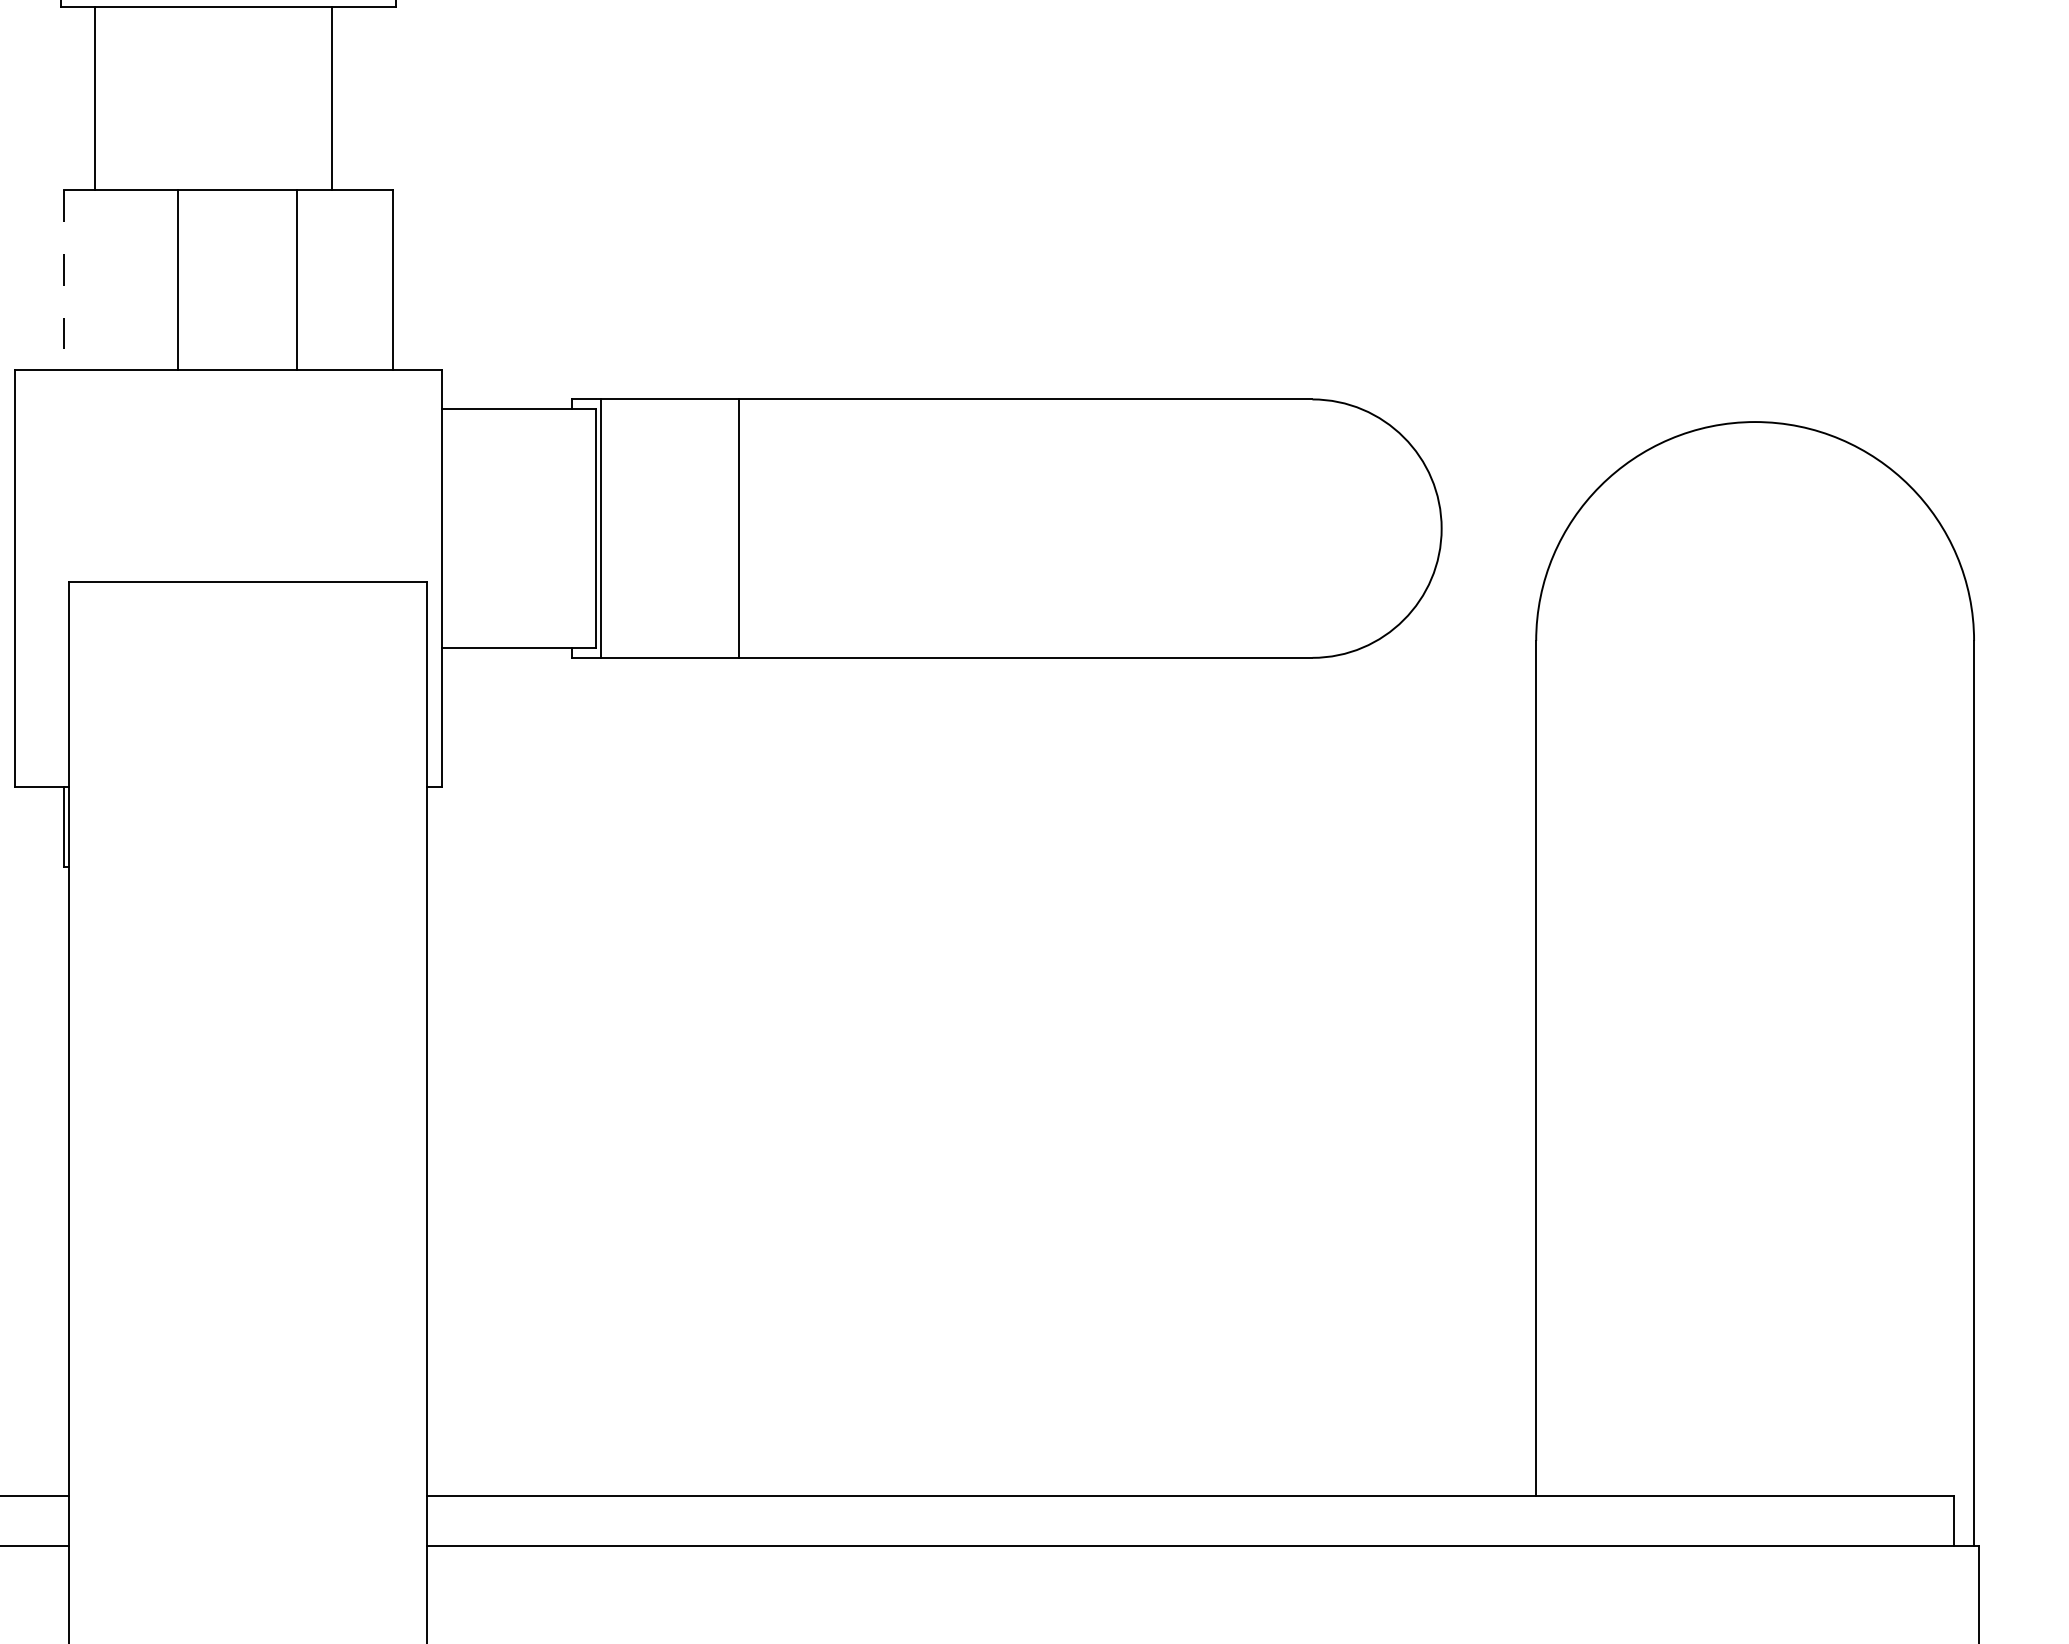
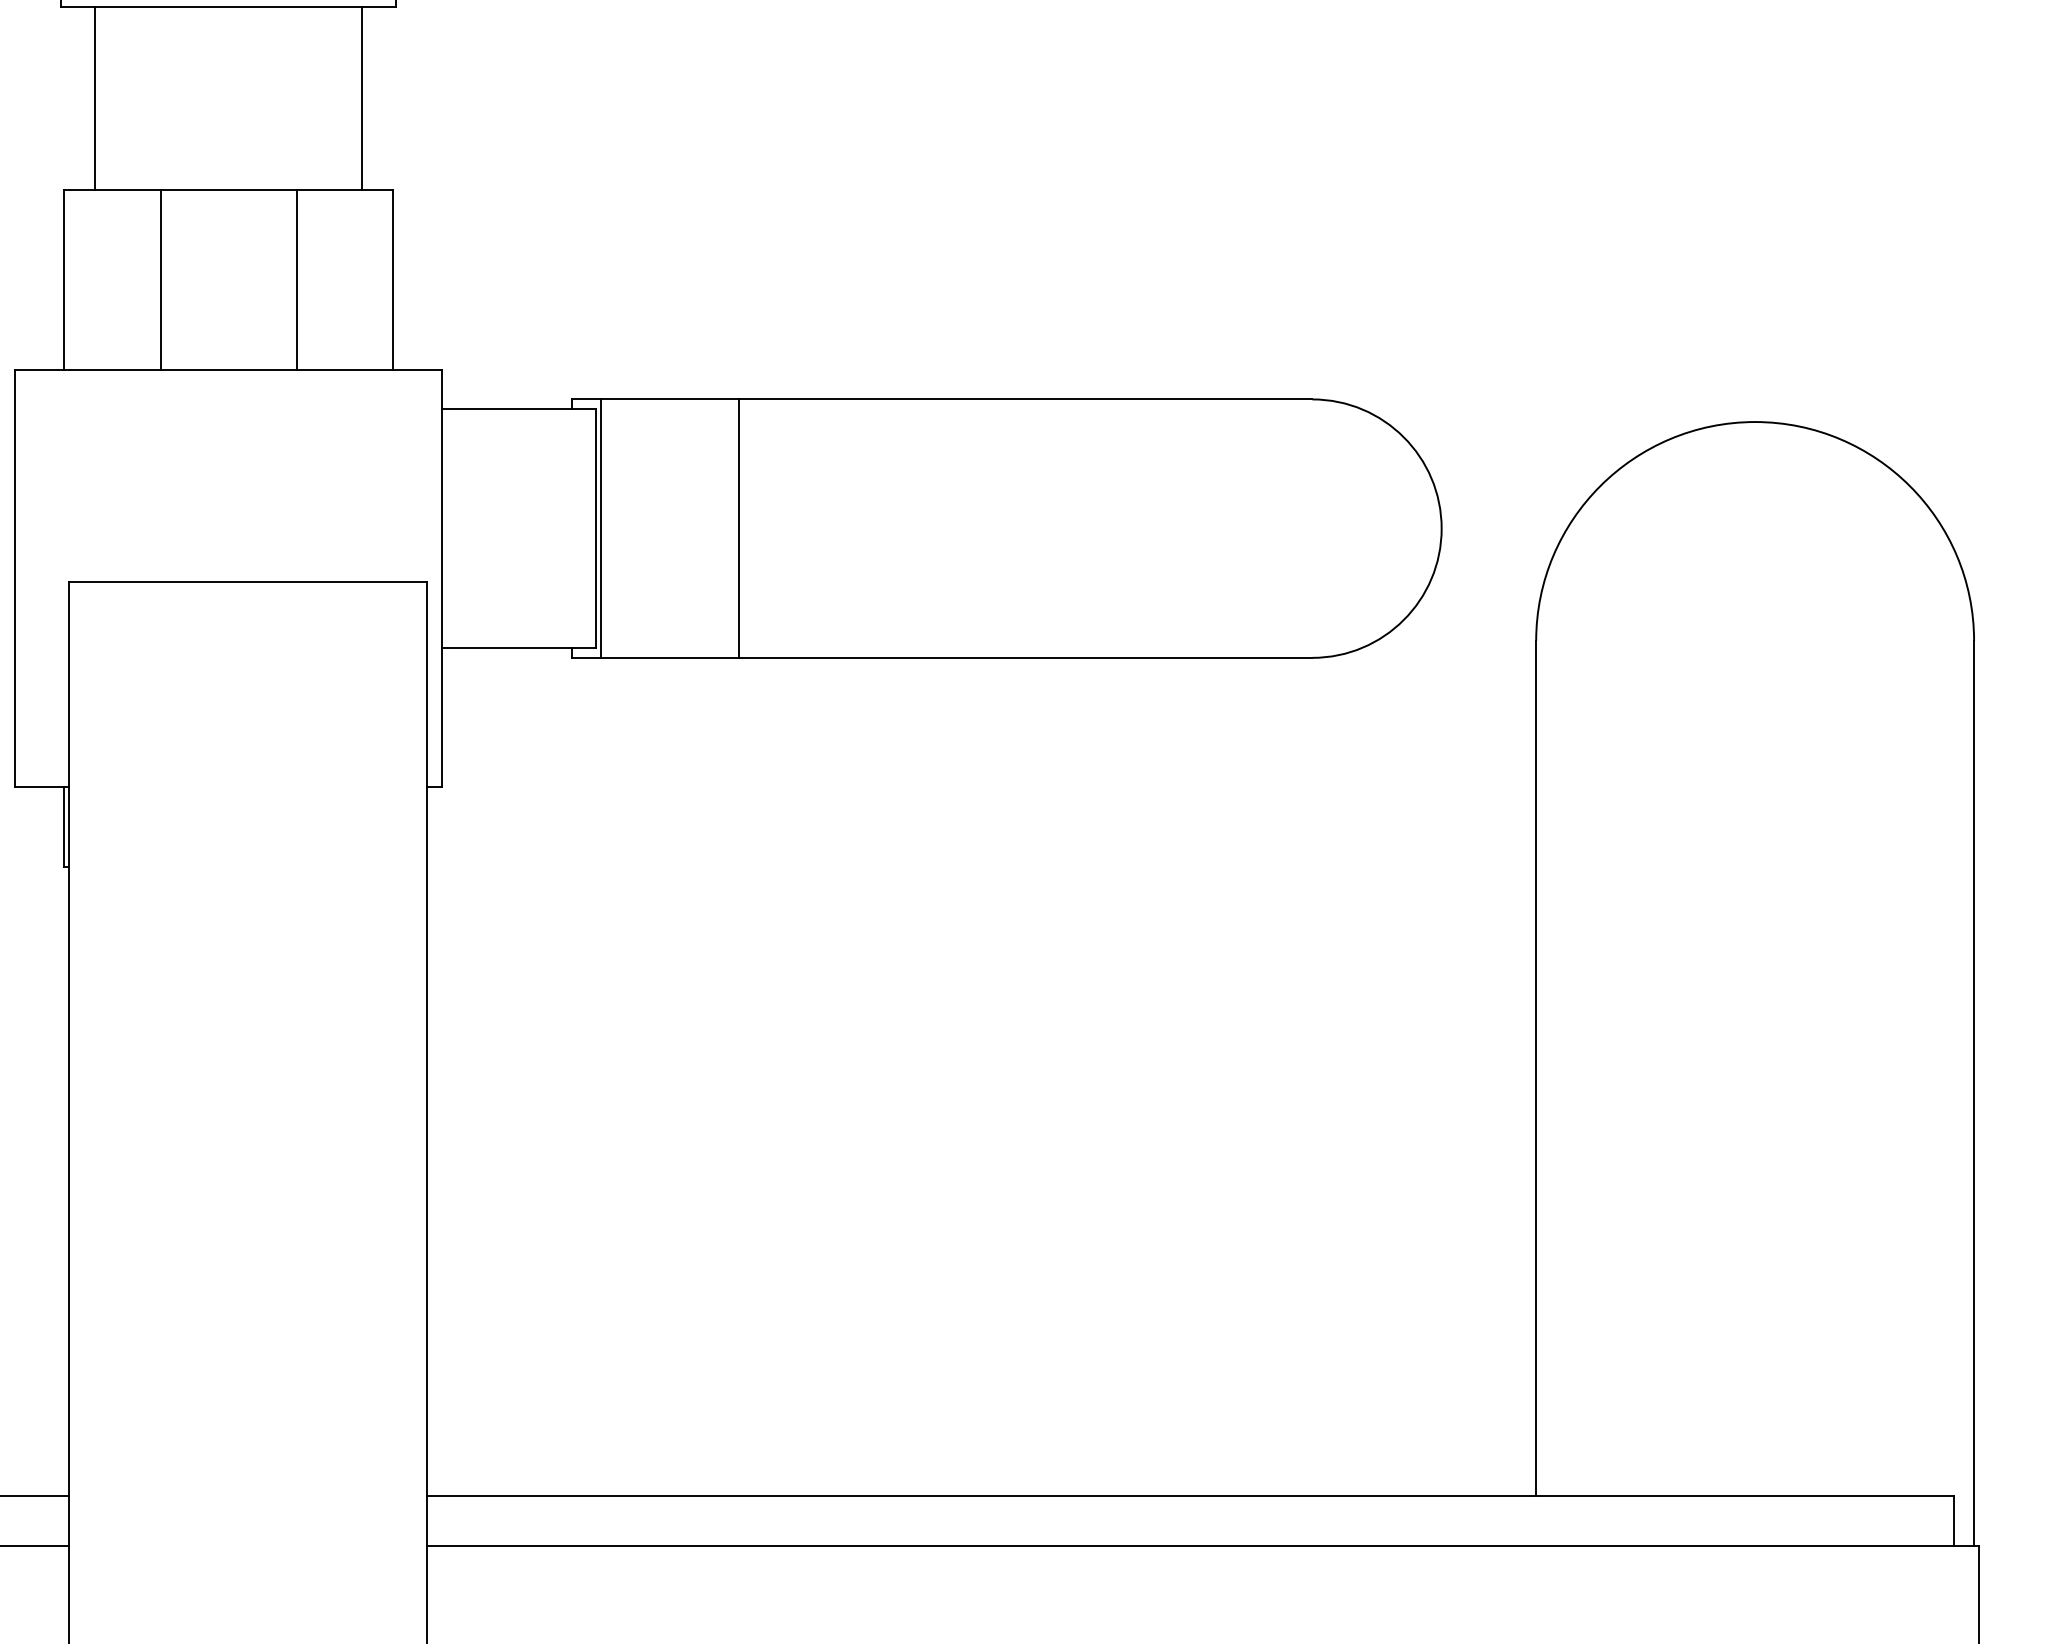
line position: (332, 98) -> (362, 98) (362, 98)
line: dashed -> solid (64, 279)
line position: (177, 279) -> (160, 279) (160, 279)
